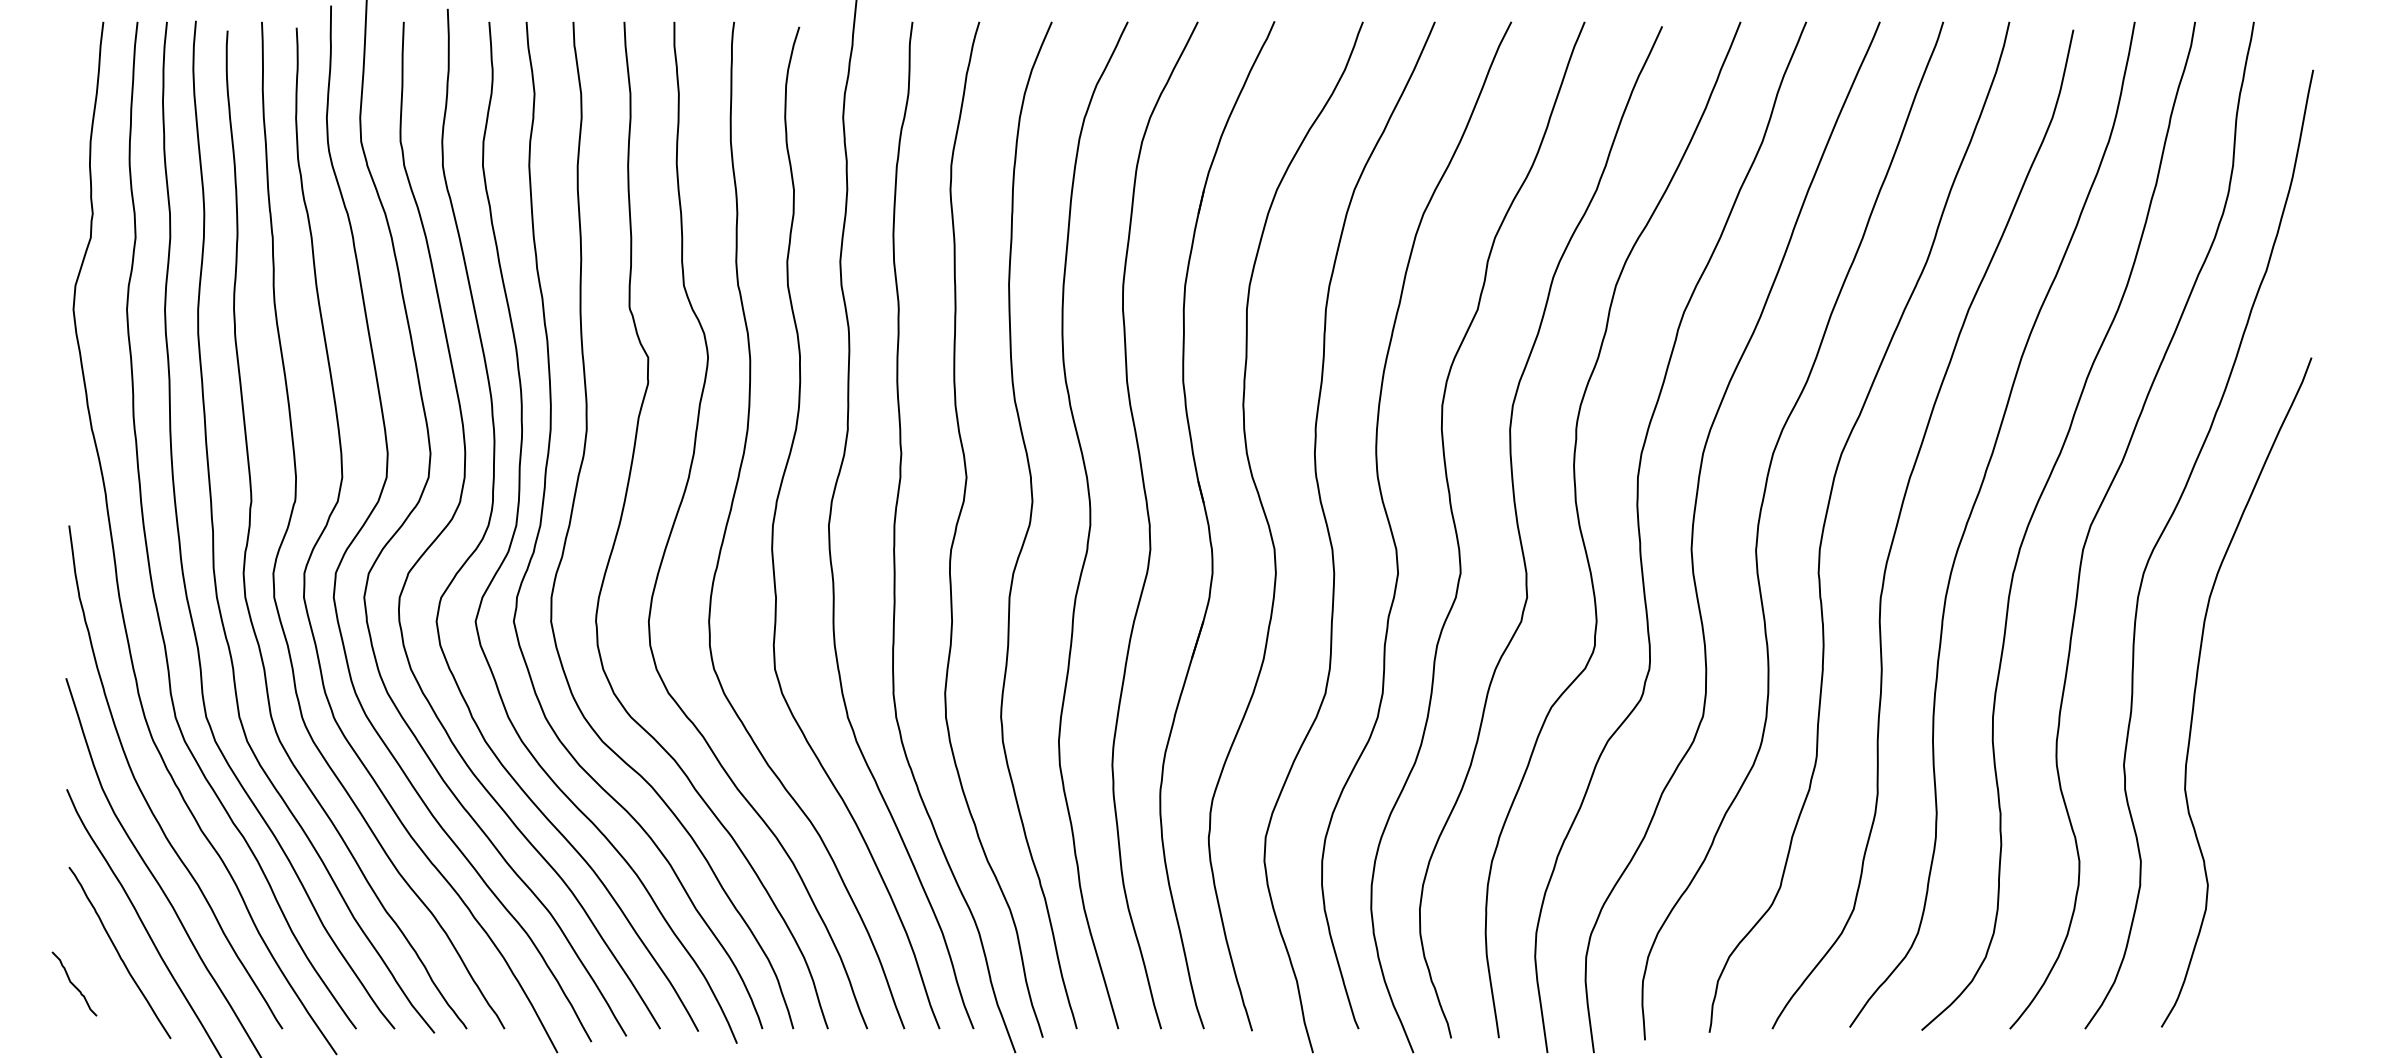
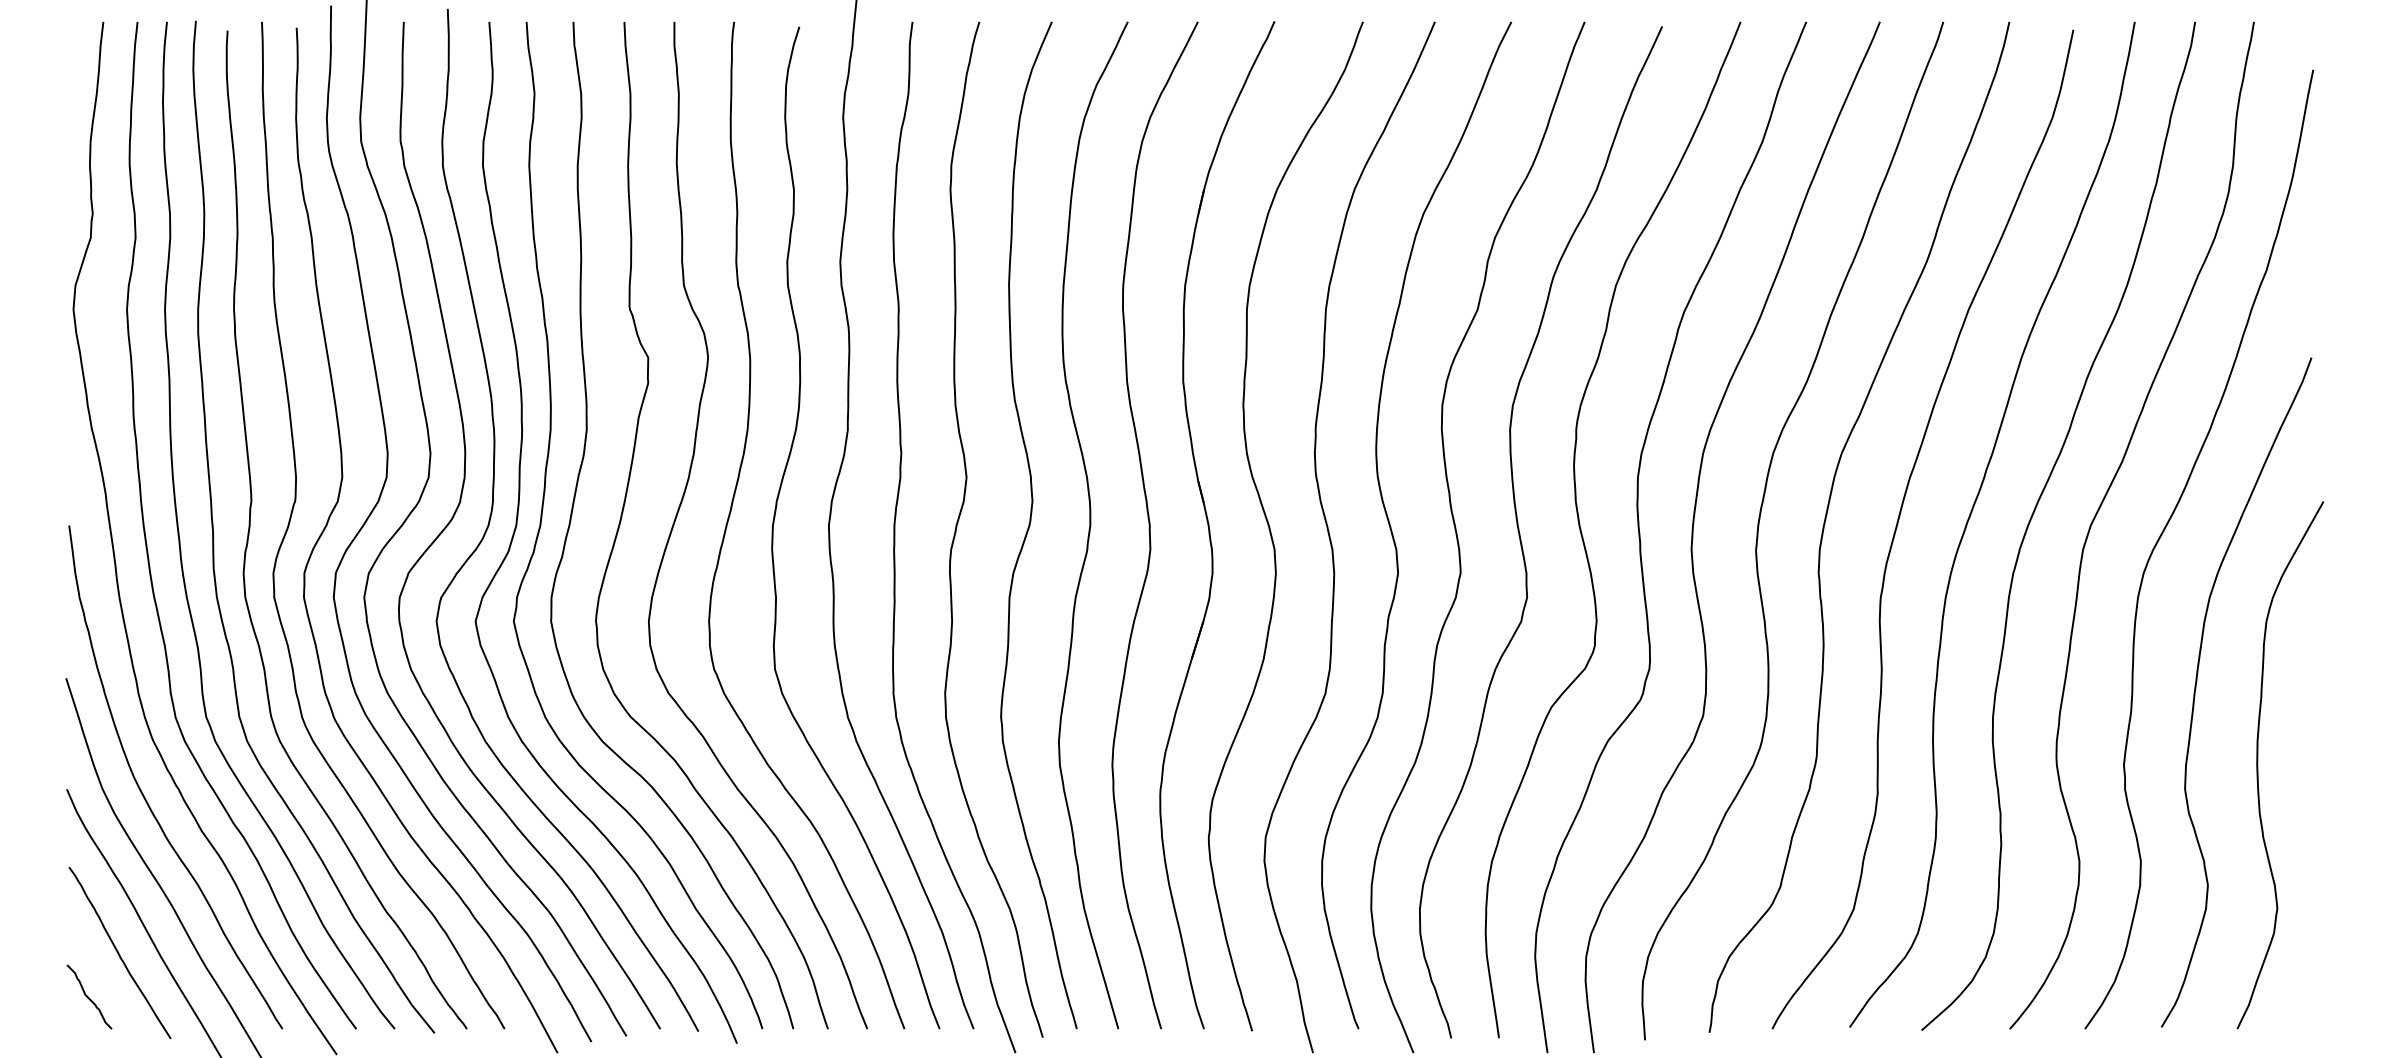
curve: none -> present (2258, 765)
curve position: (73, 983) -> (88, 996) (88, 996)
